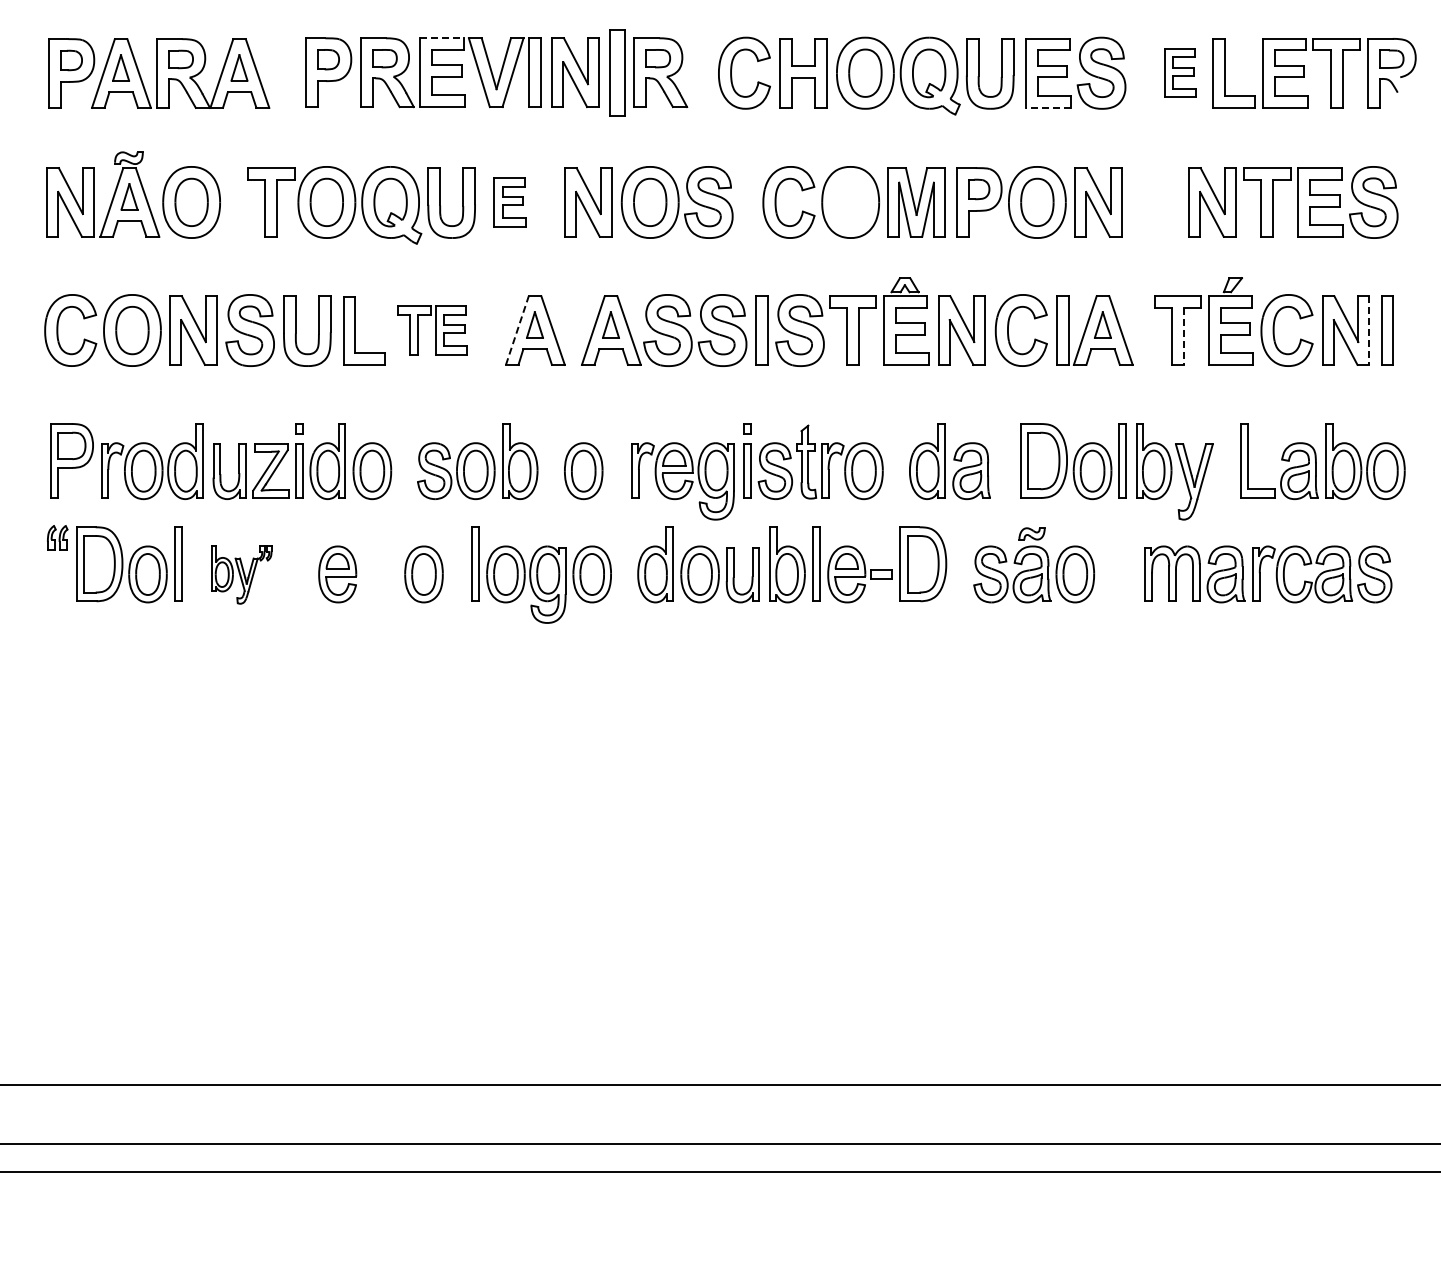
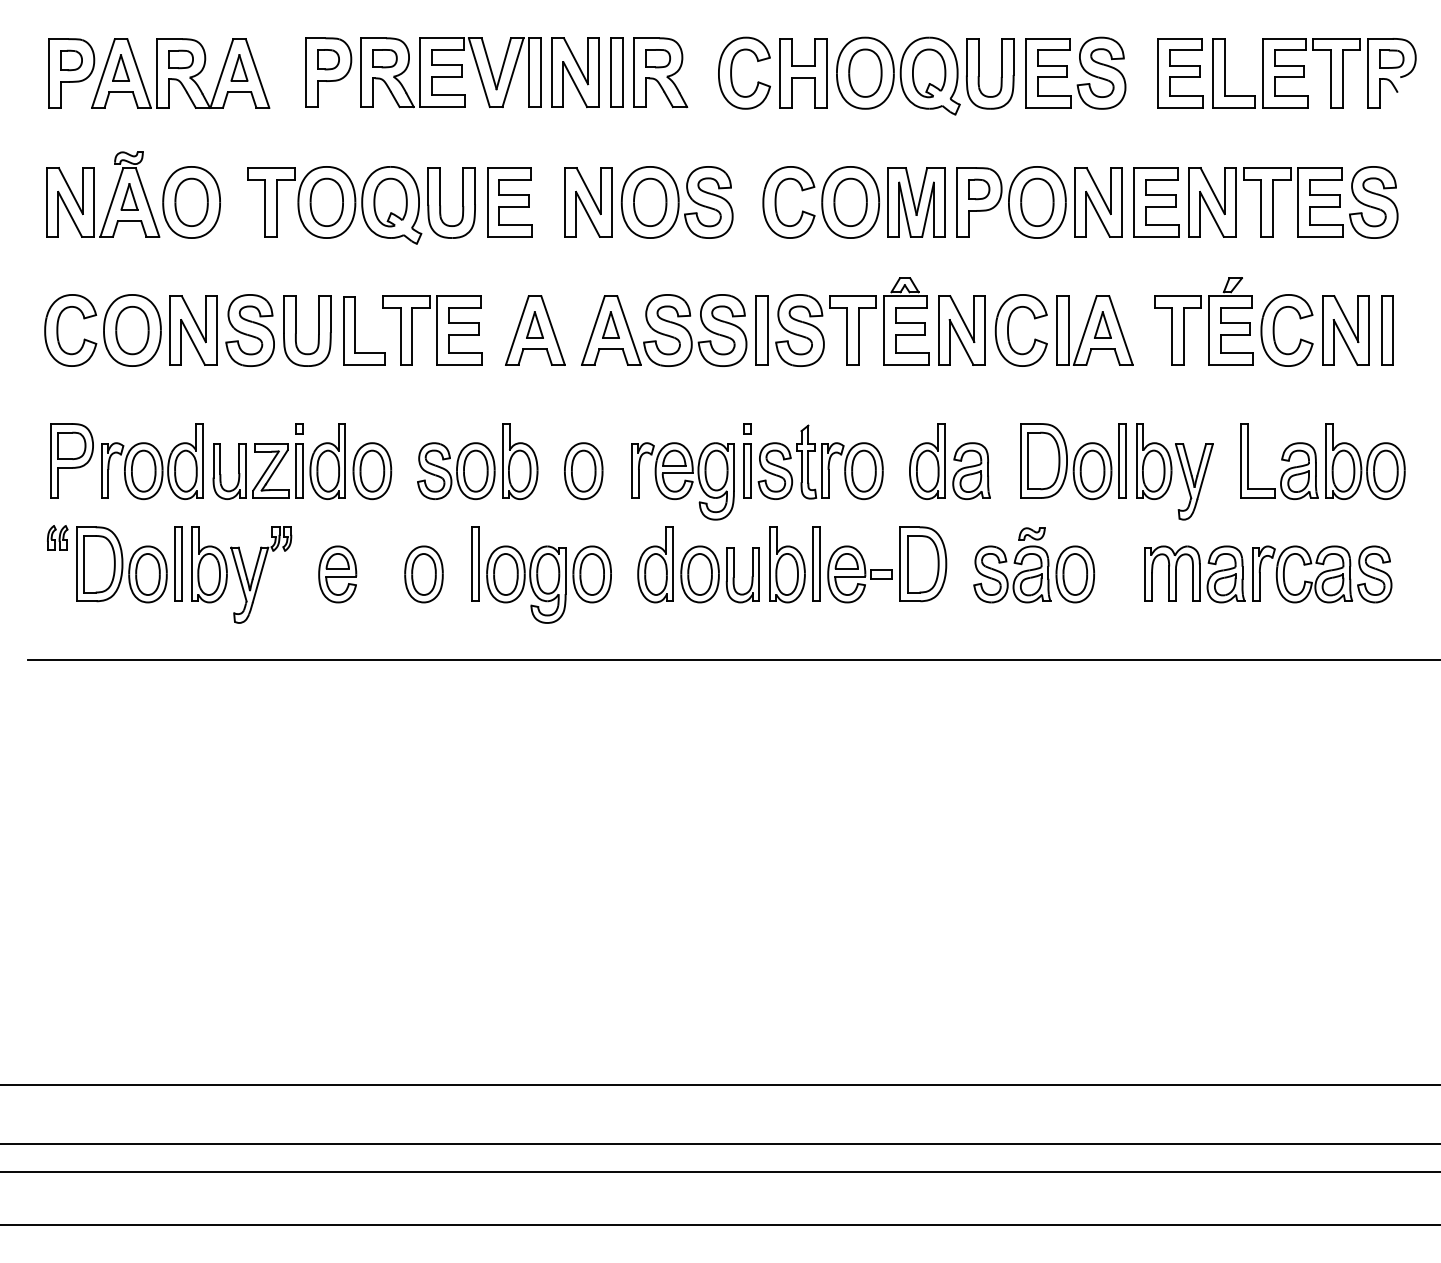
line: dashed -> solid (441, 38)
part size: 17x88 px -> 14x71 px (616, 72)
part size: 33x50 px -> 47x71 px (1180, 73)
line: dashed -> solid (1047, 107)
part: none -> present (850, 201)
part size: 34x51 px -> 46x71 px (509, 202)
part: none -> present (1156, 202)
part size: 71x51 px -> 101x71 px (432, 330)
line: dashed -> solid (517, 330)
line: dashed -> solid (1369, 331)
line: dashed -> solid (1183, 336)
part size: 62x60 px -> 102x98 px (241, 574)
line: none -> present (732, 660)
line: none -> present (719, 1225)
